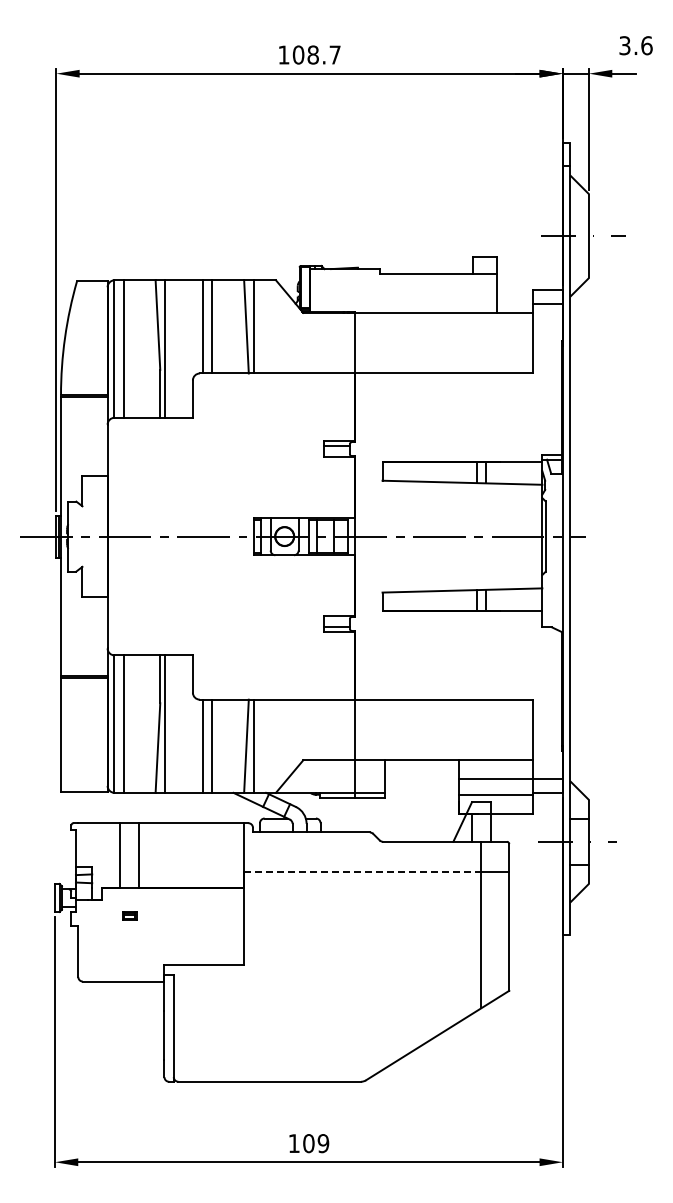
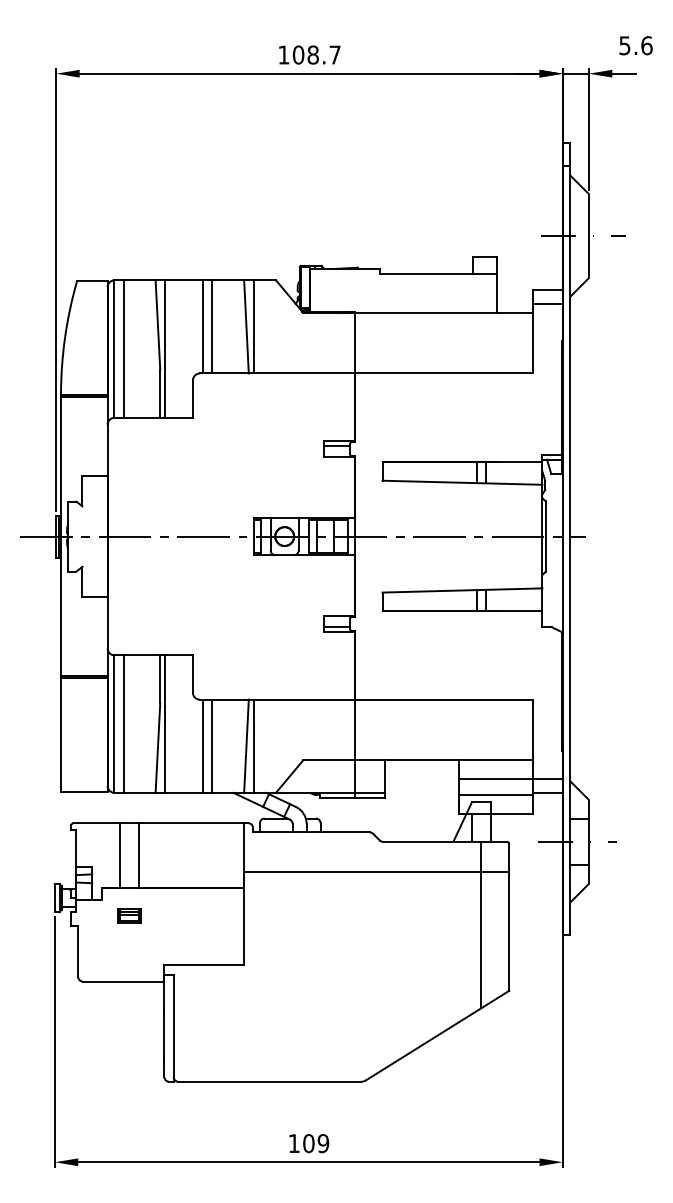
text: 3.6 -> 5.6 (625, 45)
line: dashed -> solid (362, 872)
part size: 16x10 px -> 25x16 px (129, 915)
